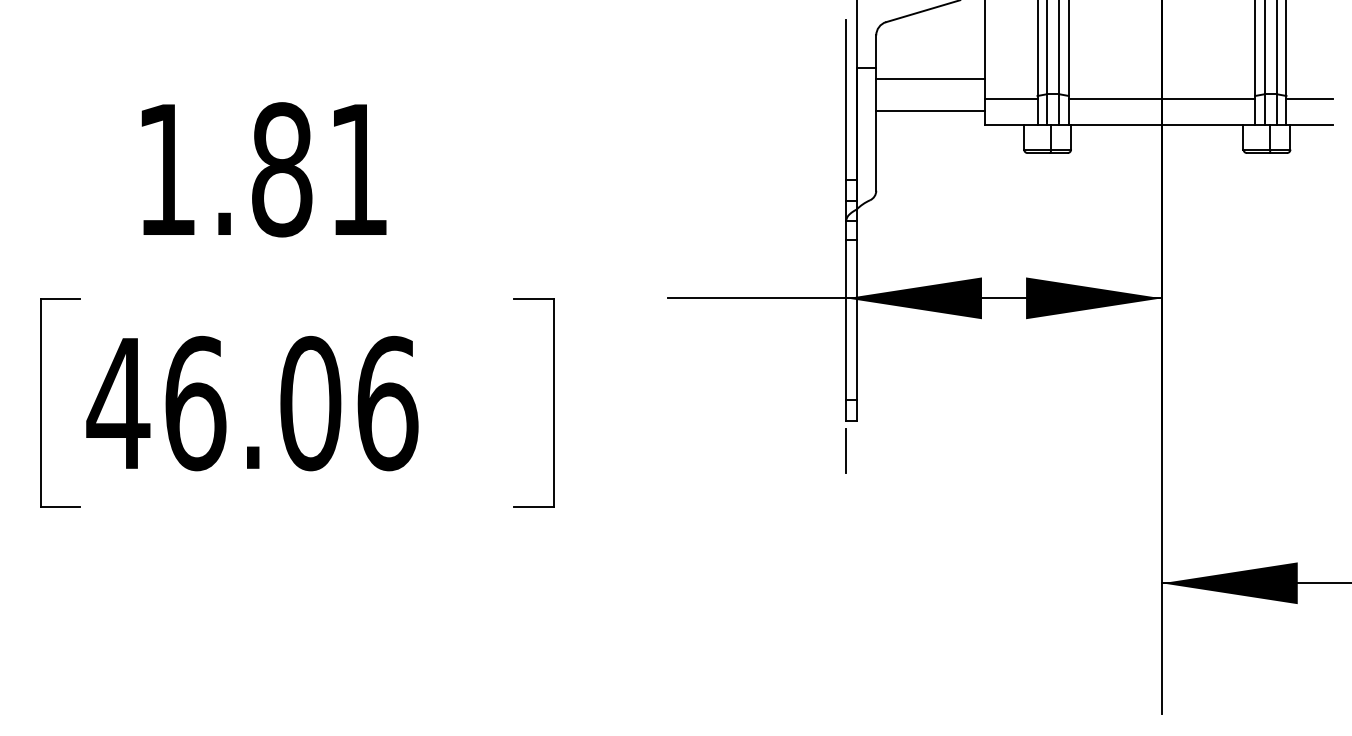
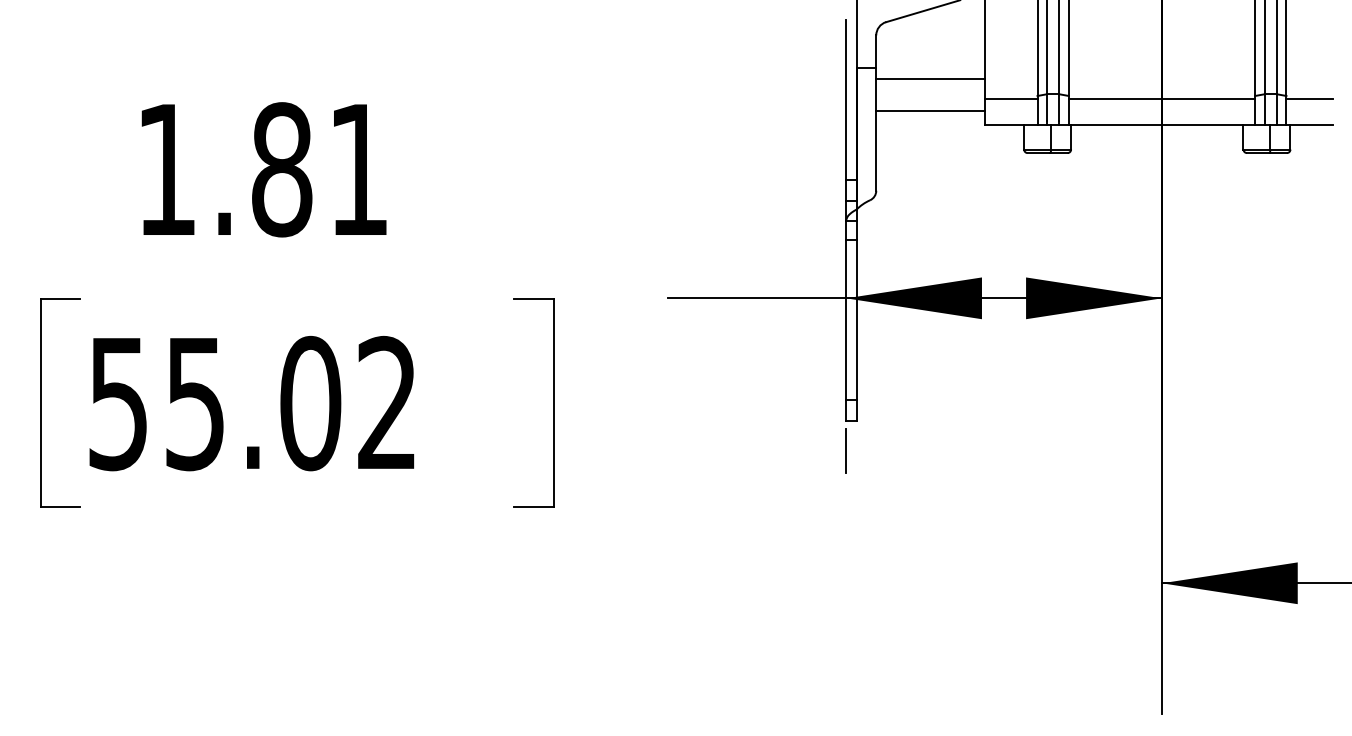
text: 46.06 -> 55.02 (252, 403)
